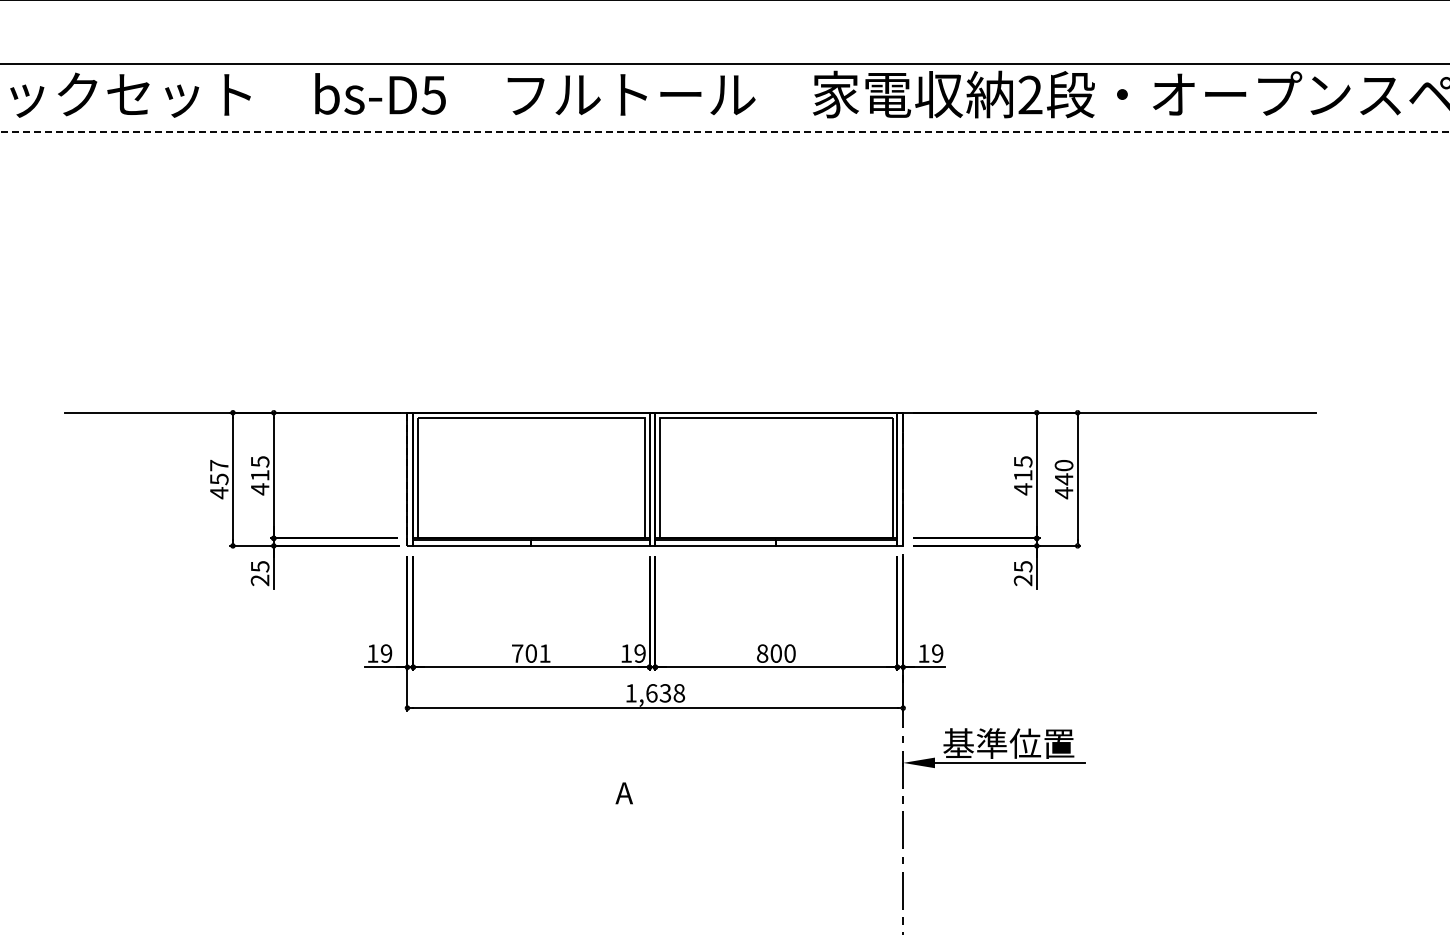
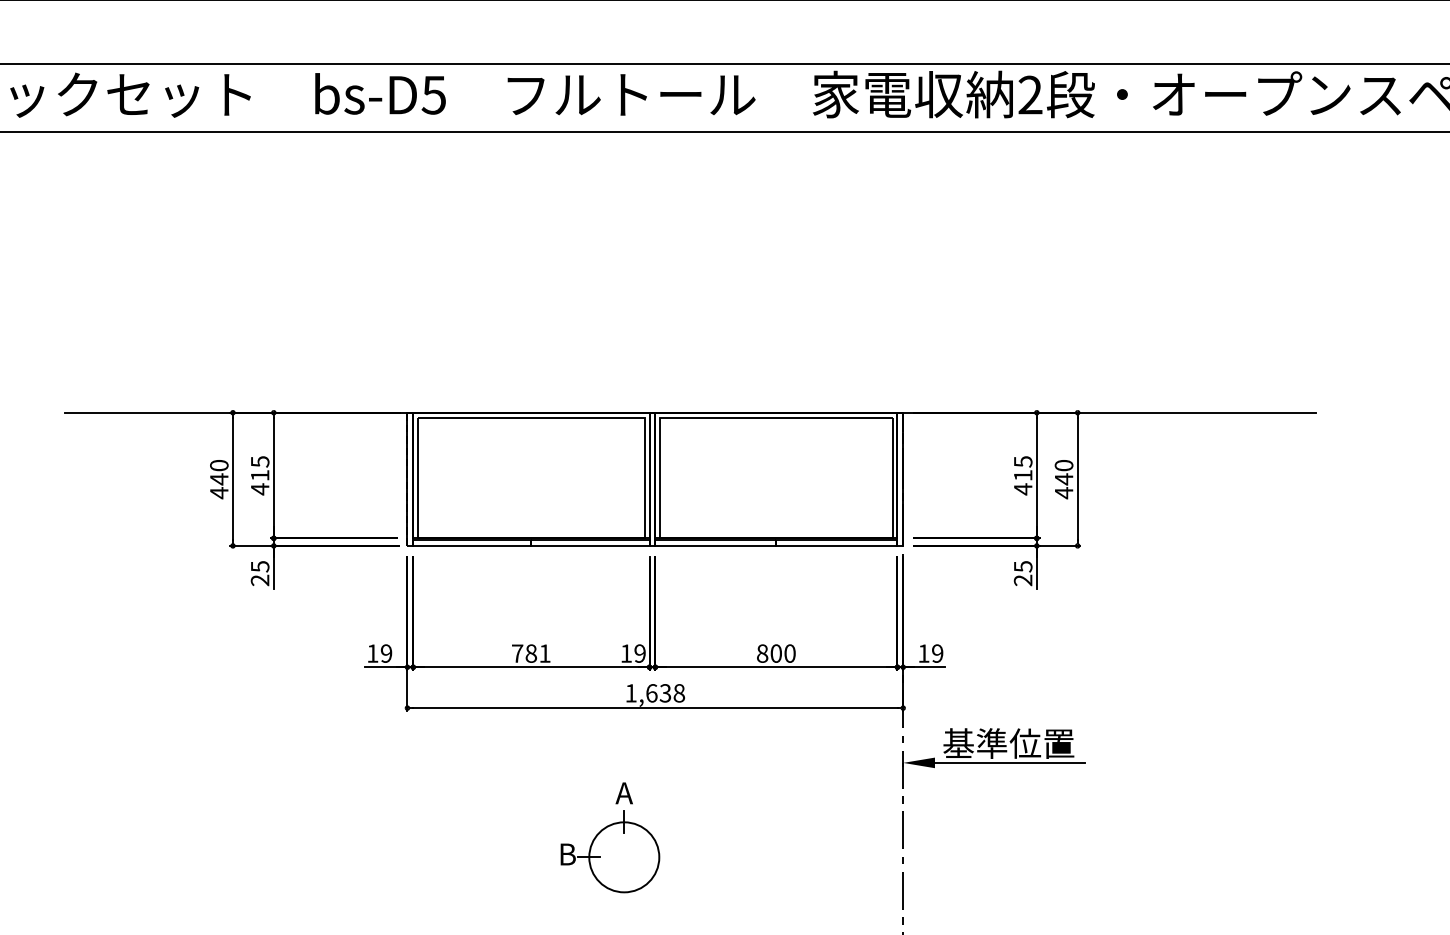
line: dashed -> solid (725, 132)
text: 457 -> 440 (219, 472)
text: 701 -> 781 (531, 653)
part: none -> present (610, 851)
